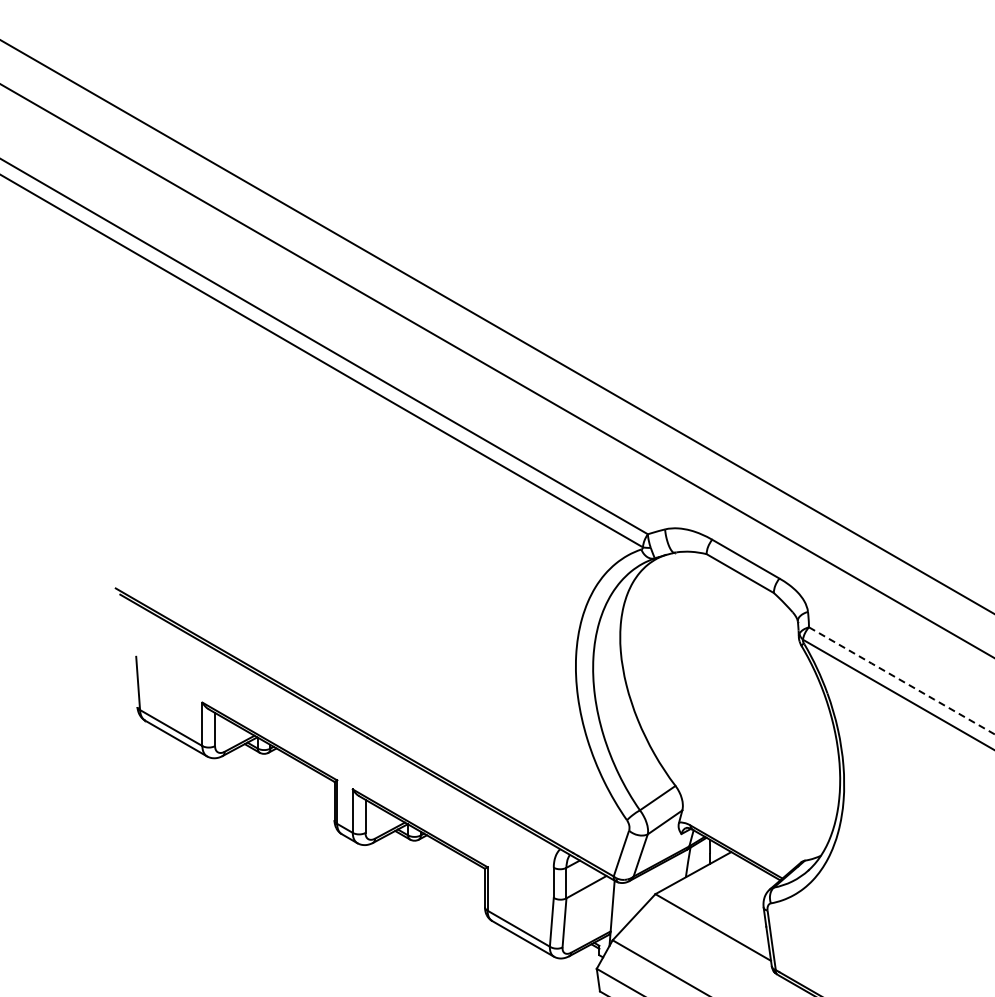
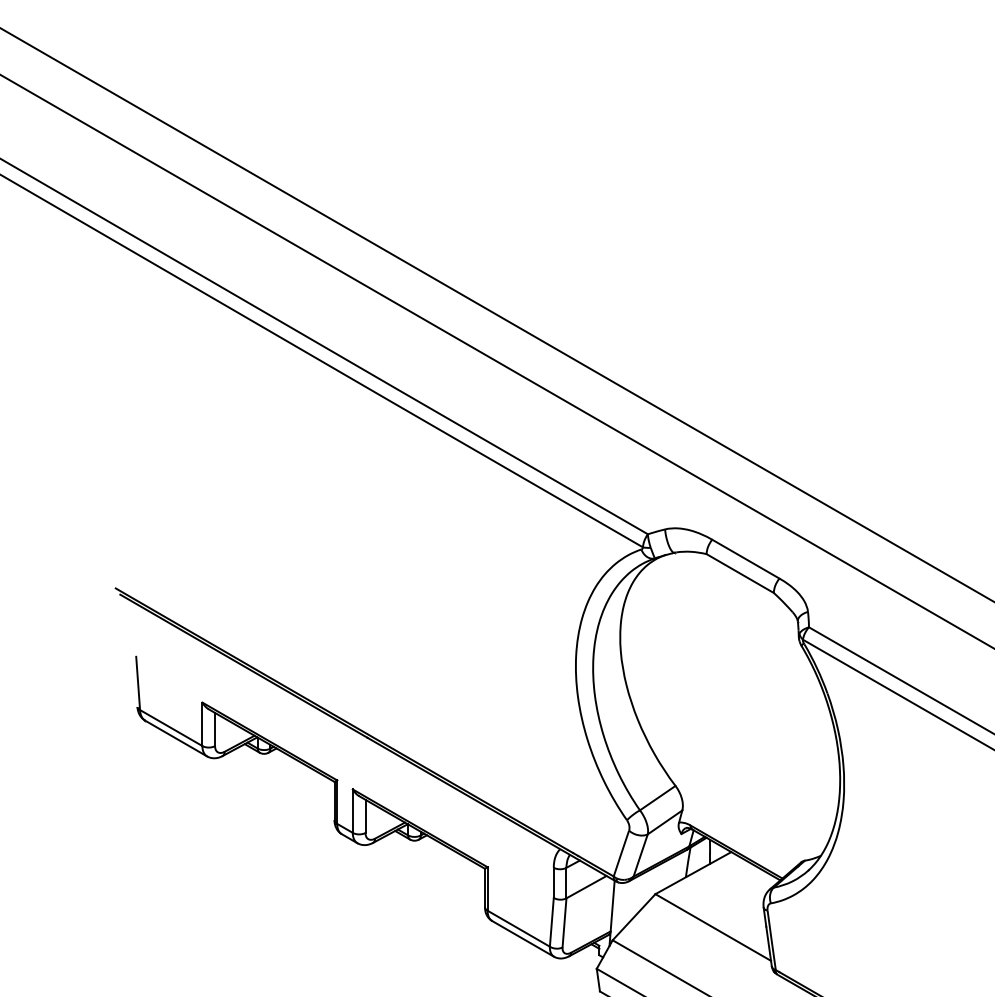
line position: (496, 326) -> (496, 314) (496, 314)
line position: (496, 370) -> (496, 361) (496, 361)
arc: dashed -> solid (902, 681)
